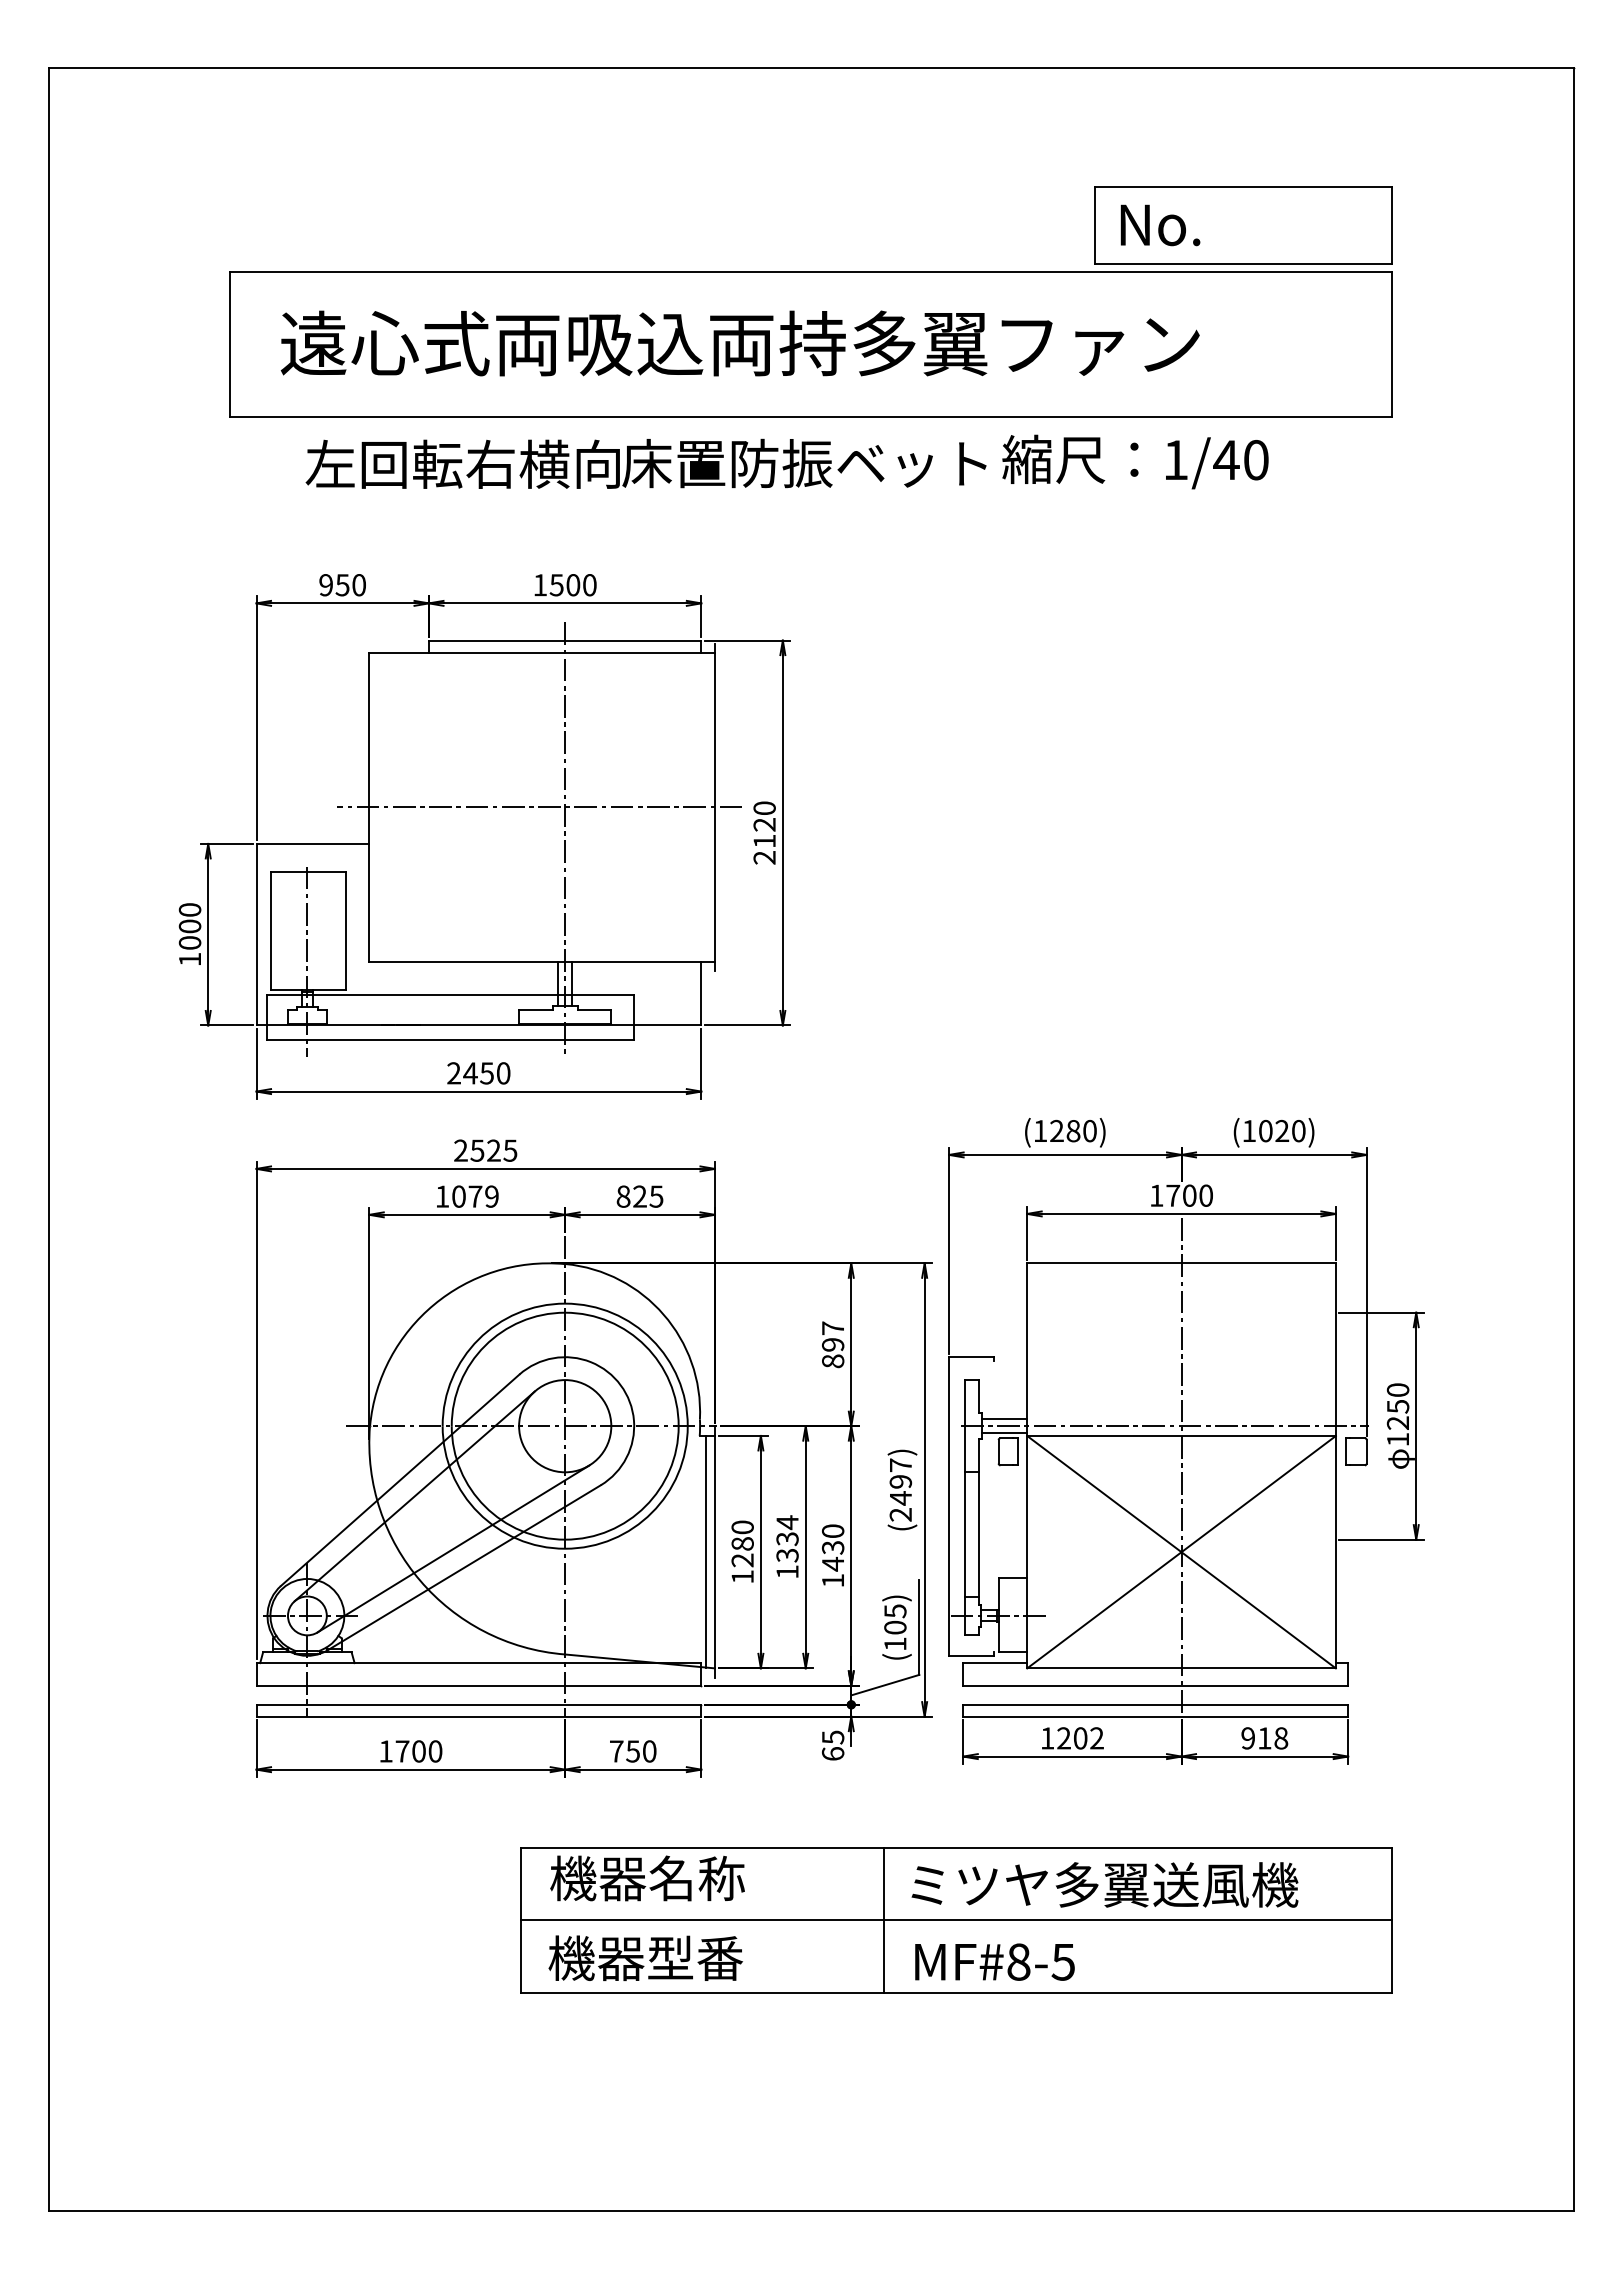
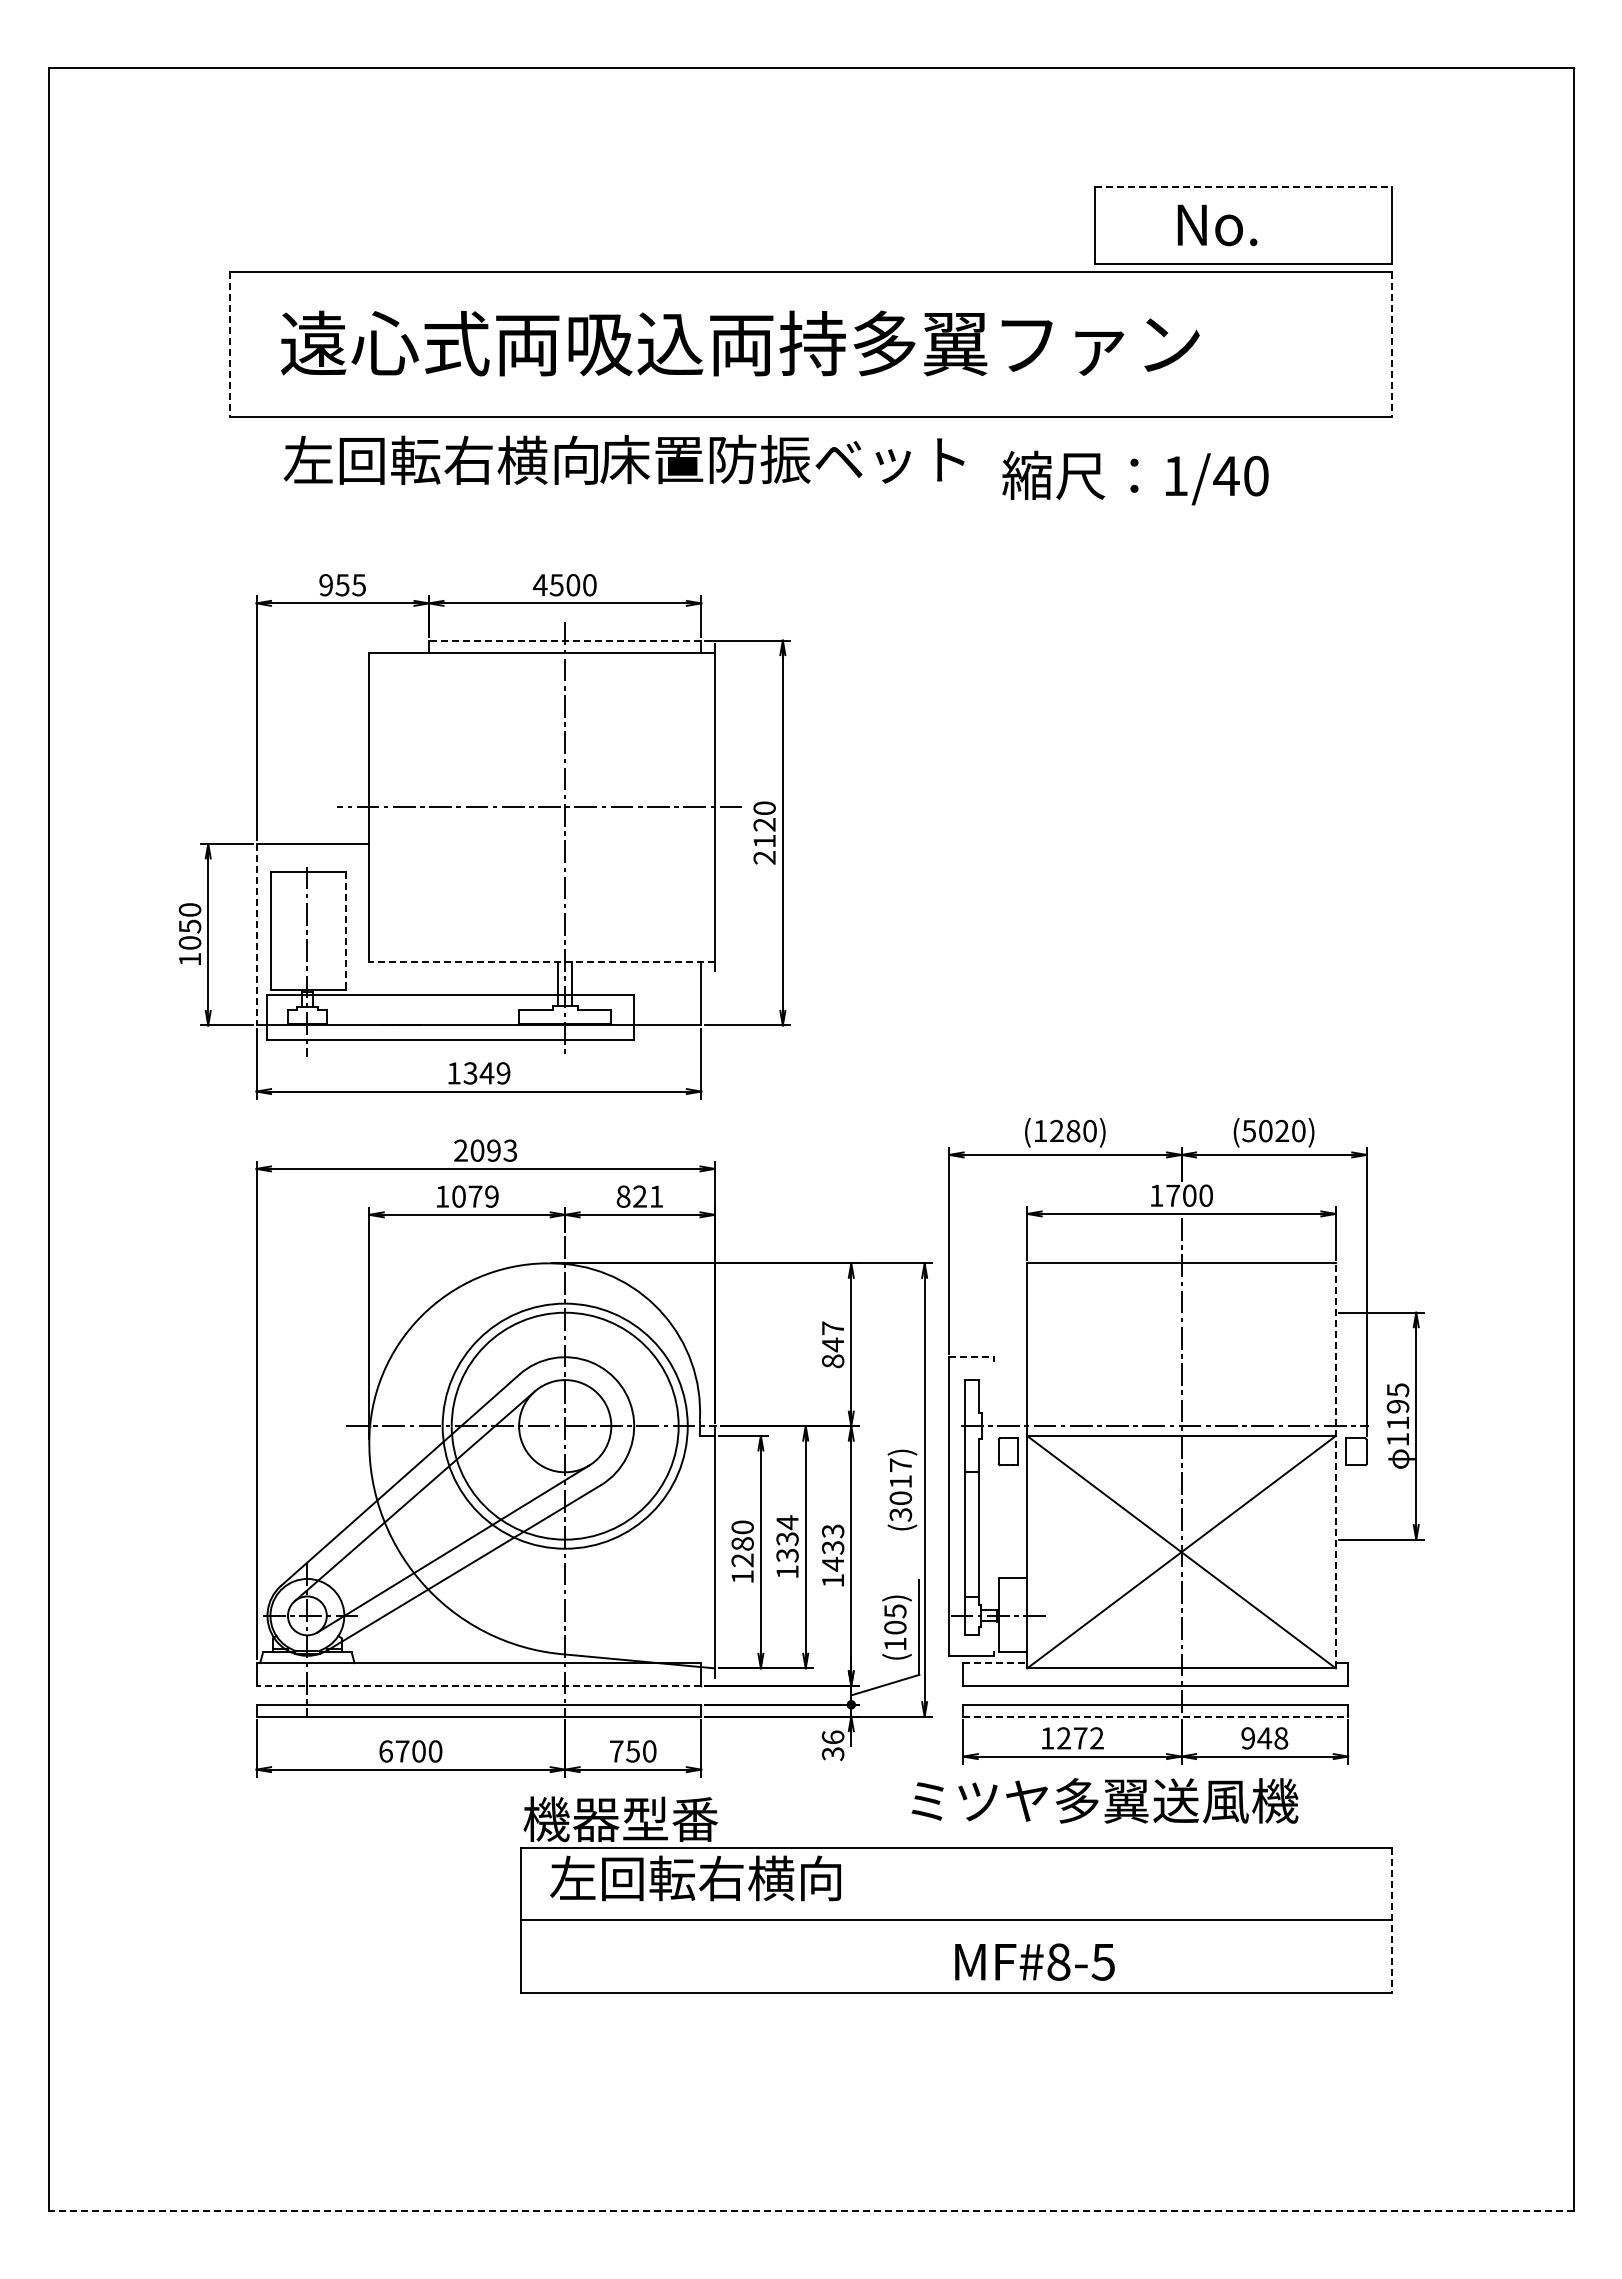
line: solid -> dashed (1243, 186)
text position: (1160, 225) -> (1217, 225) (1217, 225)
line: solid -> dashed (230, 344)
line: solid -> dashed (1391, 344)
text position: (1135, 461) -> (1135, 477) (1135, 477)
text position: (645, 463) -> (623, 459) (623, 459)
text: 950 -> 955 (358, 585)
text: 1500 -> 4500 (539, 585)
line: solid -> dashed (564, 640)
text: 1000 -> 1050 (189, 926)
line: solid -> dashed (345, 930)
line: solid -> dashed (256, 934)
line: solid -> dashed (542, 961)
text: 2450 -> 1349 (478, 1073)
text: (1020) -> (5020) (1248, 1131)
text: 2525 -> 2093 (493, 1150)
text: 825 -> 821 (656, 1196)
text: 897 -> 847 (832, 1344)
line: solid -> dashed (971, 1357)
text: 1250 -> 1195 (1397, 1406)
line: present -> none (1004, 1419)
line: present -> none (1004, 1433)
line: solid -> dashed (1335, 1465)
text: (2497) -> (3017) (900, 1498)
text: 1430 -> 1433 (833, 1531)
line: present -> none (705, 1551)
line: solid -> dashed (995, 1663)
line: solid -> dashed (478, 1685)
line: solid -> dashed (1156, 1716)
text: 1202 -> 1272 (1080, 1738)
text: 918 -> 948 (1264, 1738)
text: 65 -> 36 (832, 1745)
text: 1700 -> 6700 (385, 1751)
text: 機器名称 -> 左回転右横向 (695, 1878)
text position: (1104, 1884) -> (1104, 1800) (1104, 1800)
line: present -> none (883, 1919)
line: solid -> dashed (1391, 1920)
text position: (645, 1957) -> (620, 1818) (620, 1818)
text position: (994, 1961) -> (1034, 1961) (1034, 1961)
line: solid -> dashed (810, 2210)
